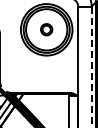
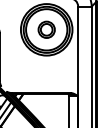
part size: 14x14 px -> 19x19 px (46, 29)
line: dashed -> solid (91, 67)
